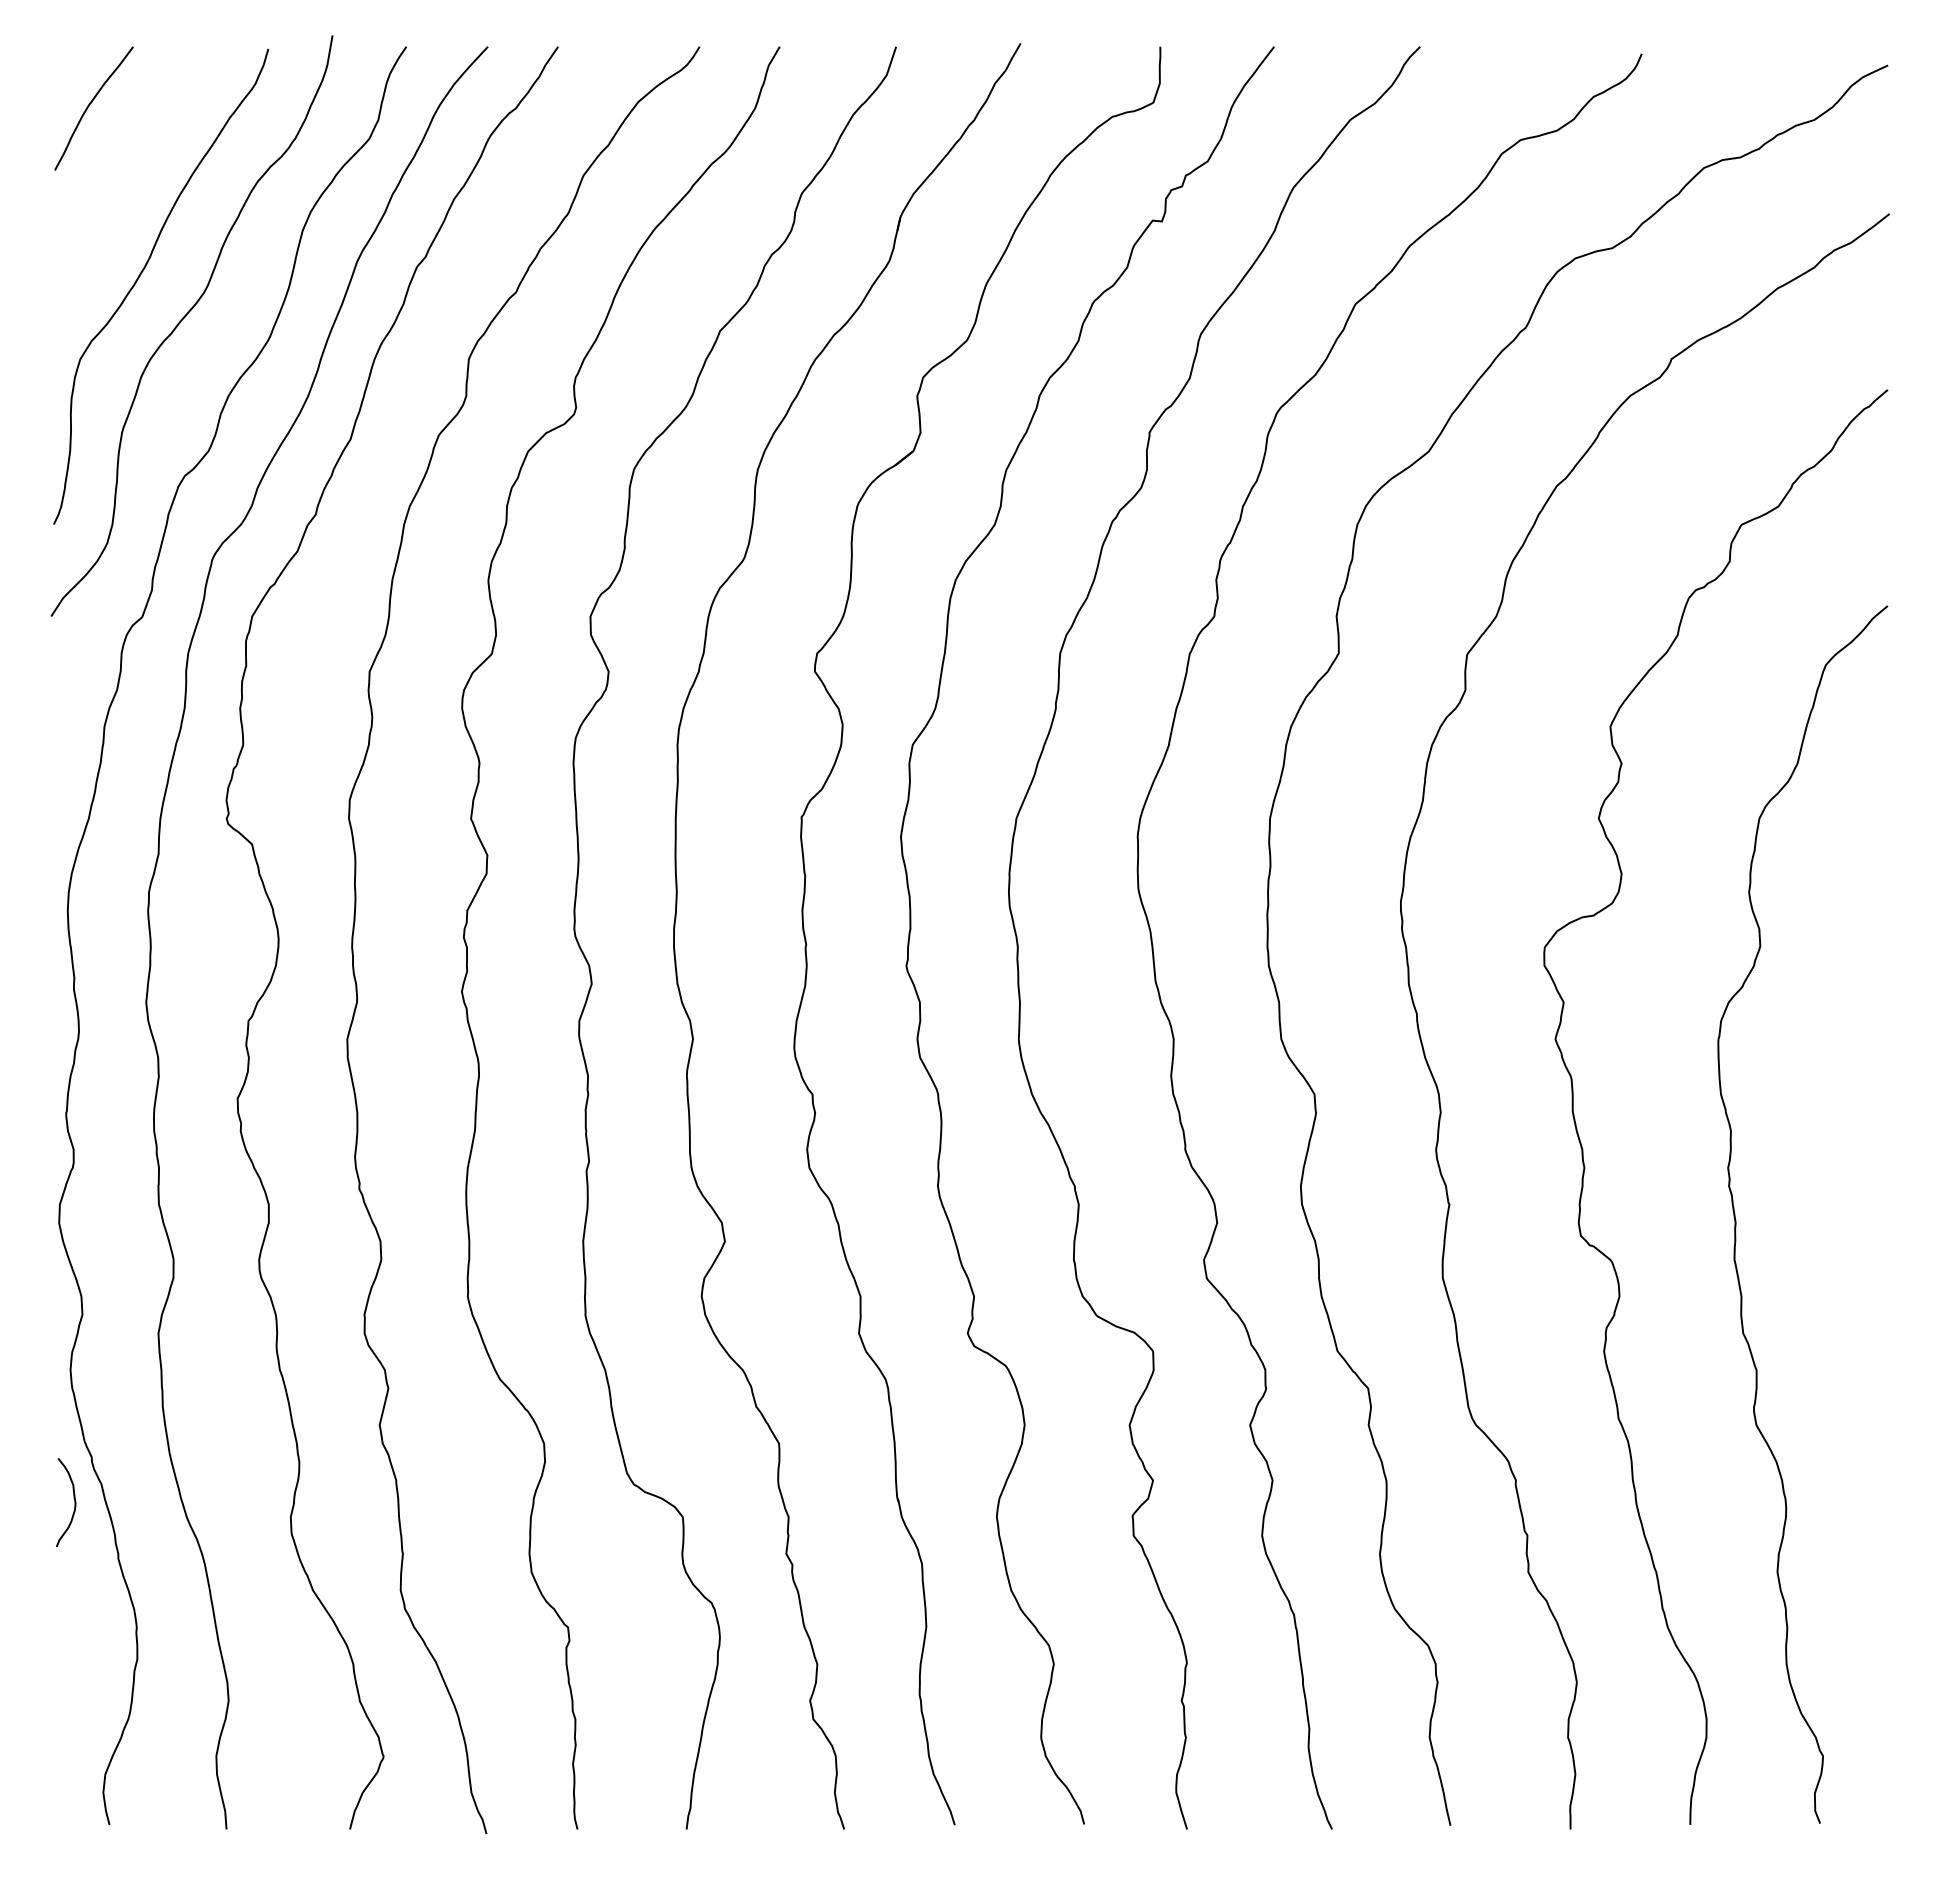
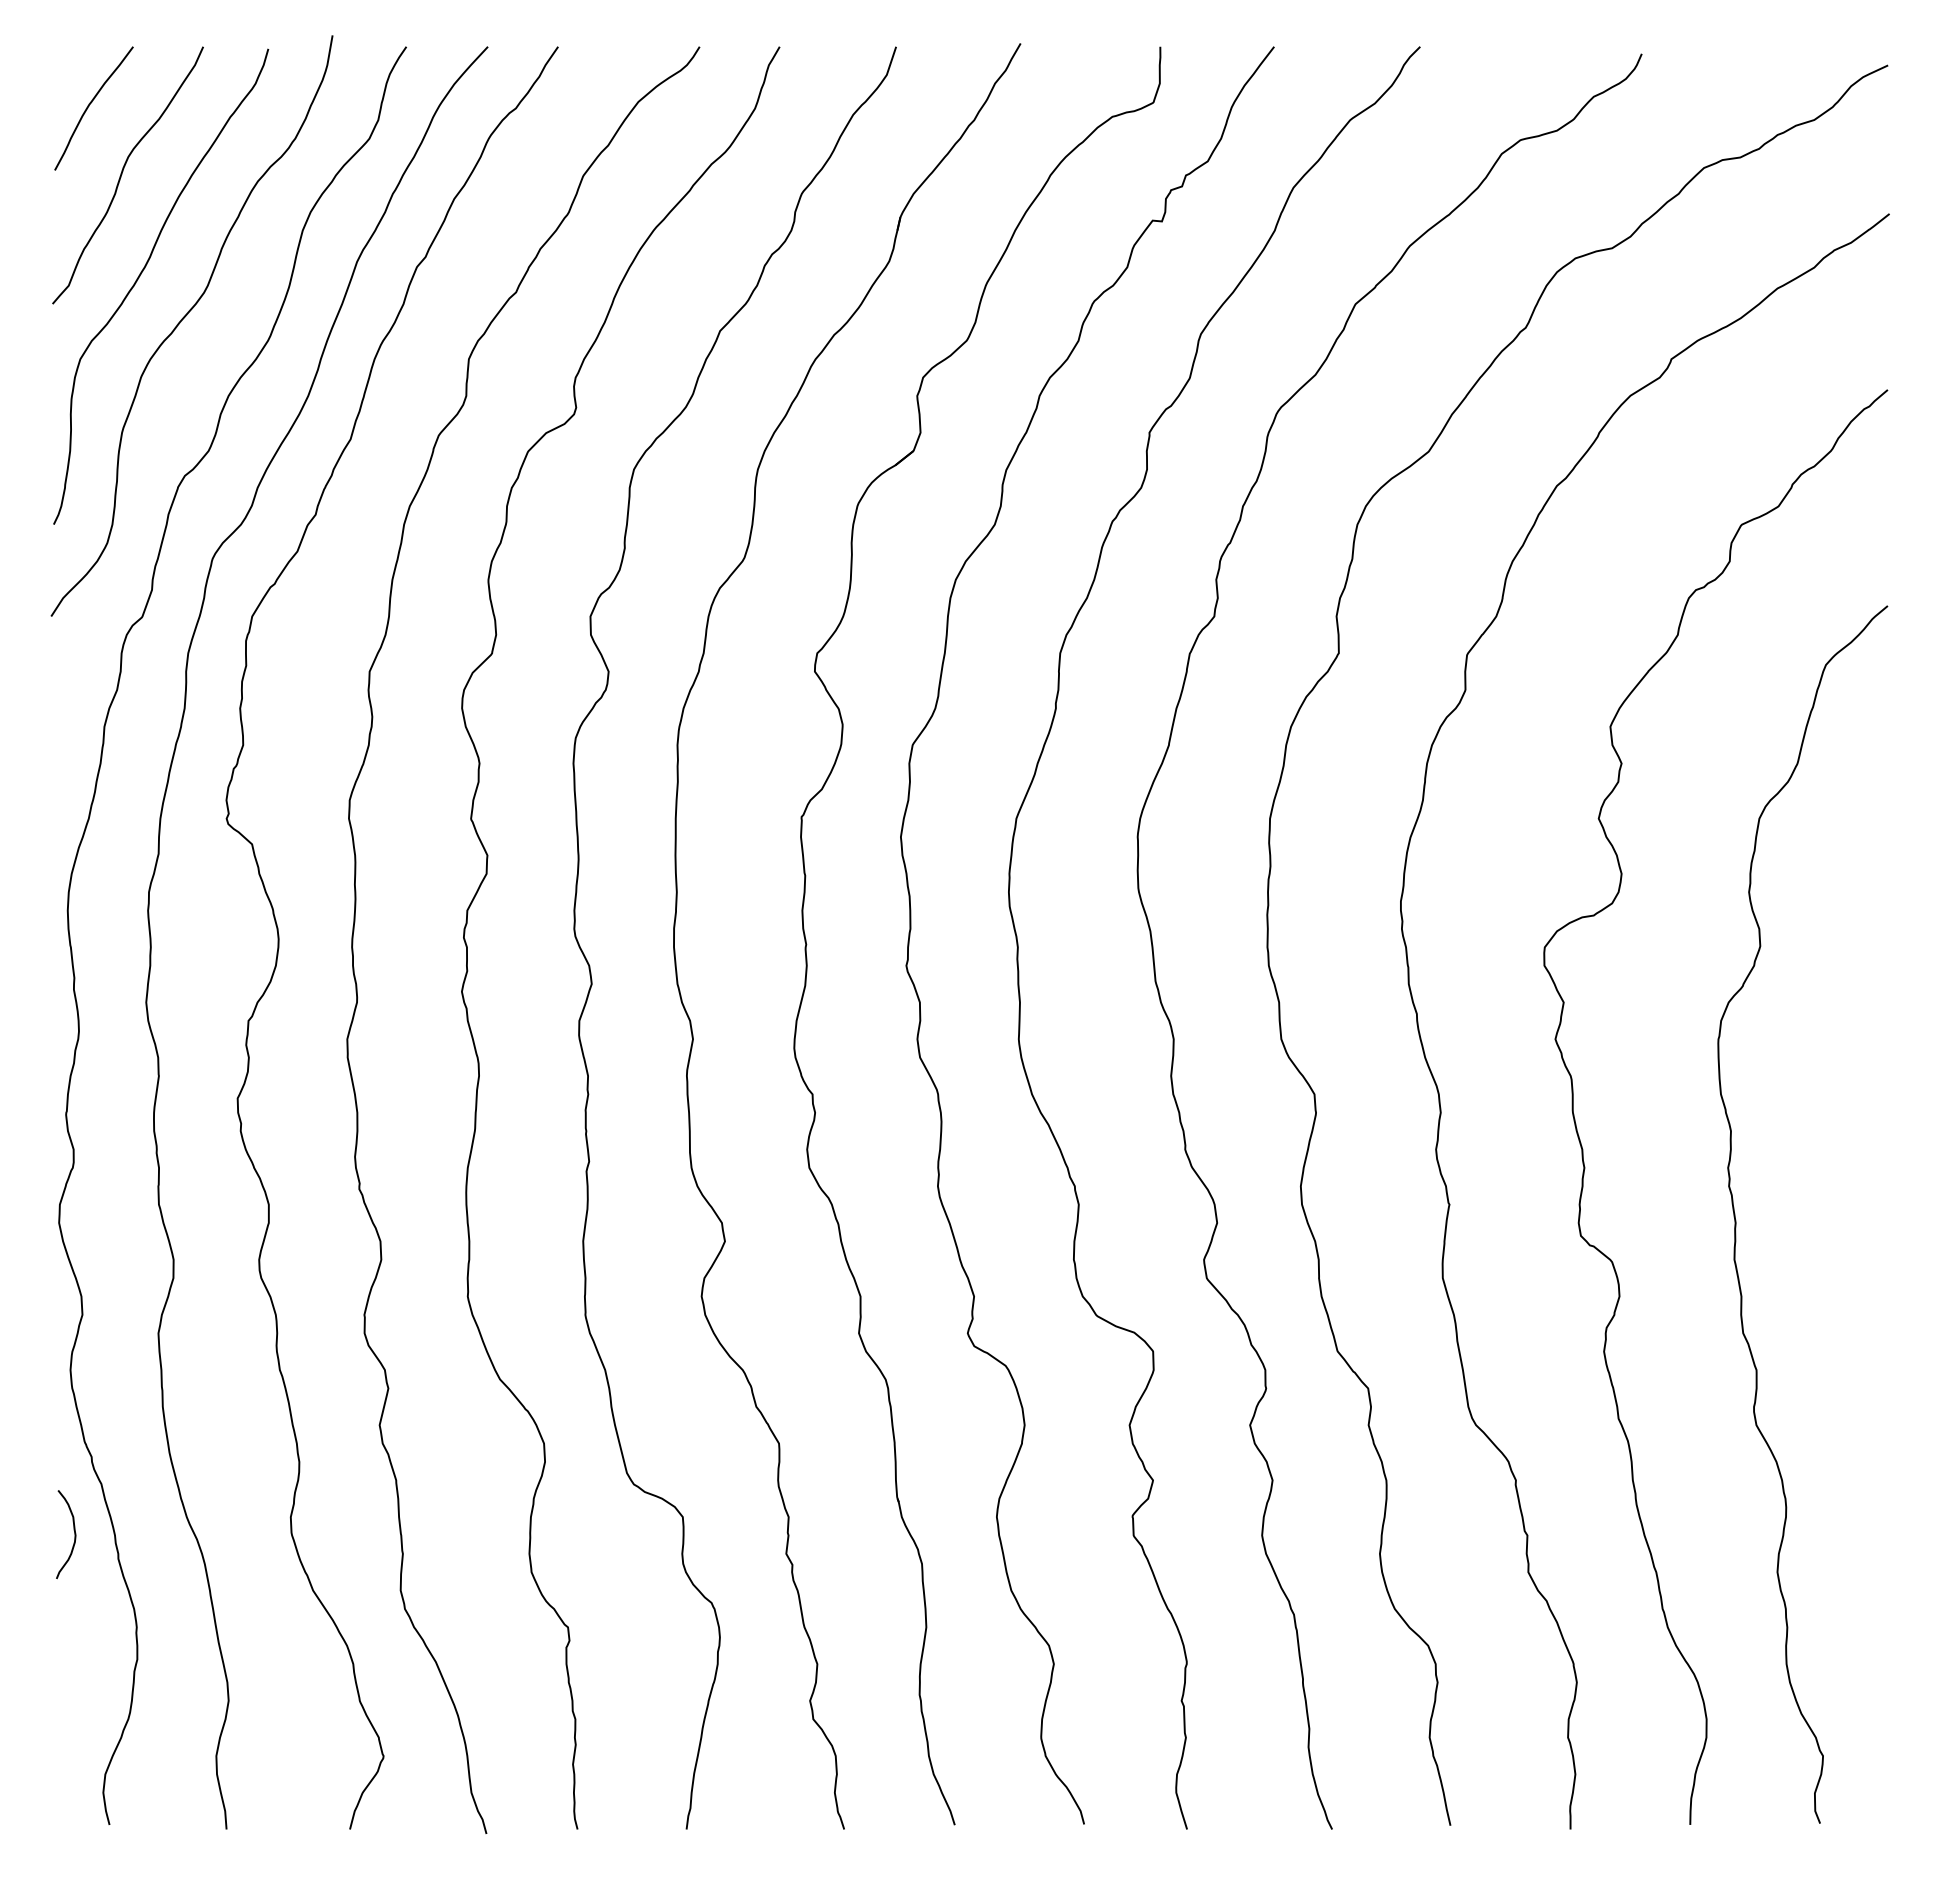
curve: none -> present (122, 174)
curve position: (74, 1502) -> (74, 1534) (74, 1534)
